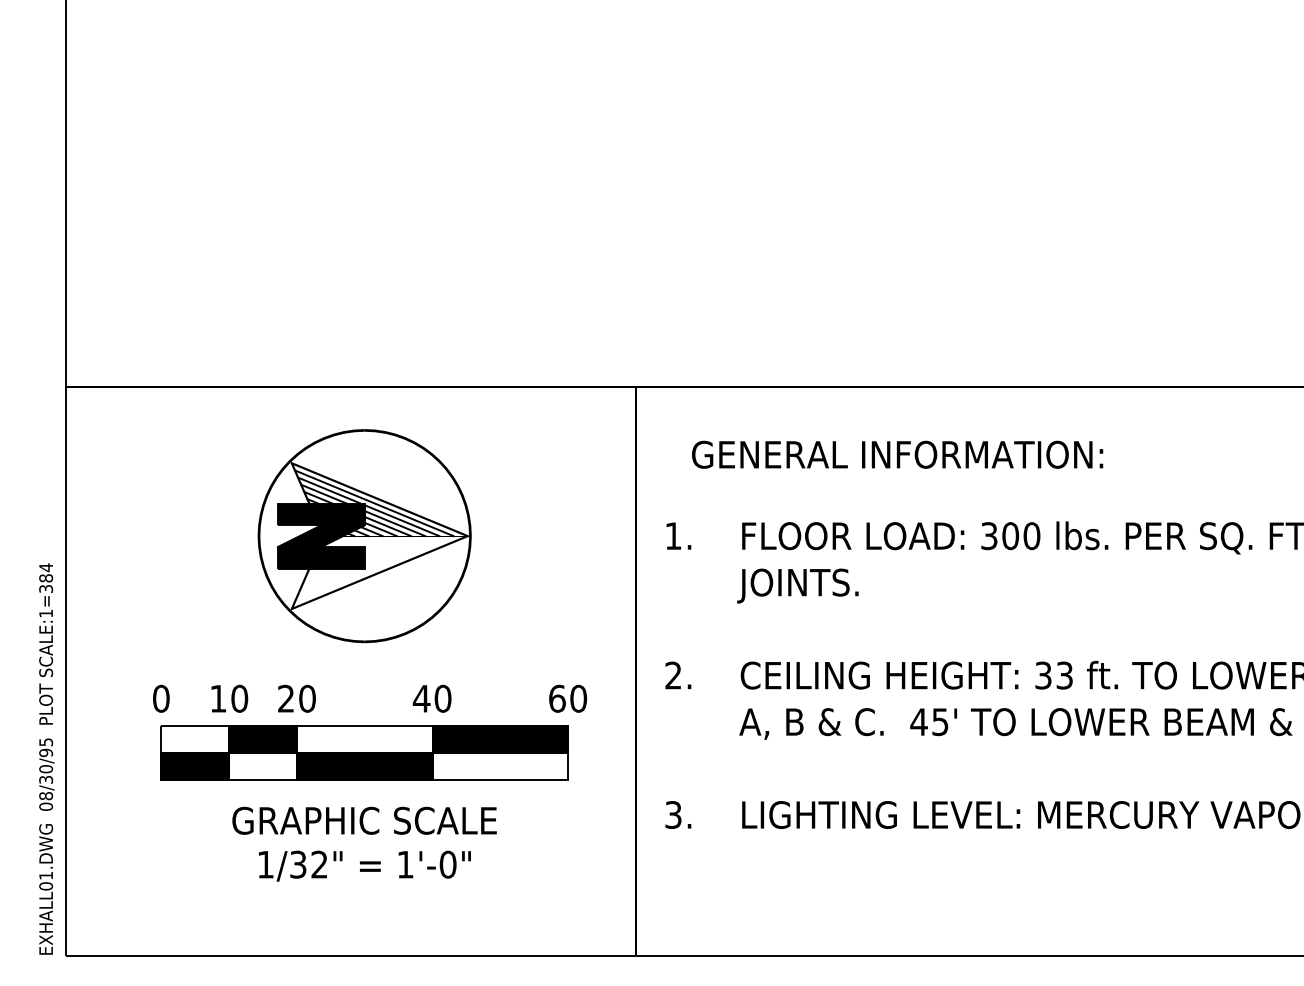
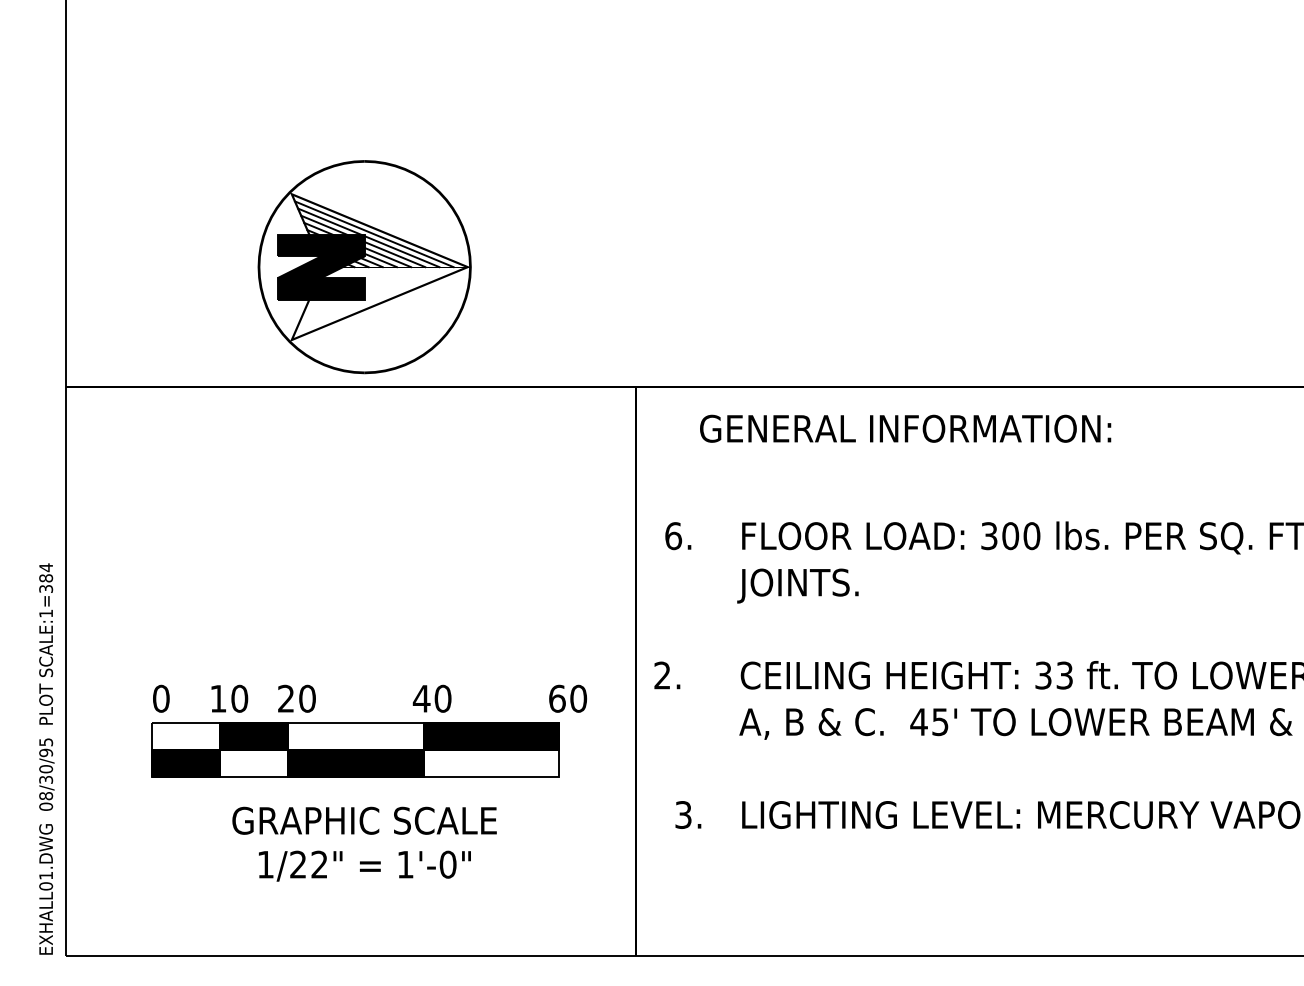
text position: (897, 454) -> (905, 428) (905, 428)
part position: (364, 536) -> (364, 267) (364, 267)
text: 1. -> 6. (673, 536)
text position: (678, 675) -> (667, 675) (667, 675)
part position: (364, 752) -> (355, 749) (355, 749)
text position: (678, 814) -> (688, 814) (688, 814)
text: 1/32" -> 1/22" (298, 864)
